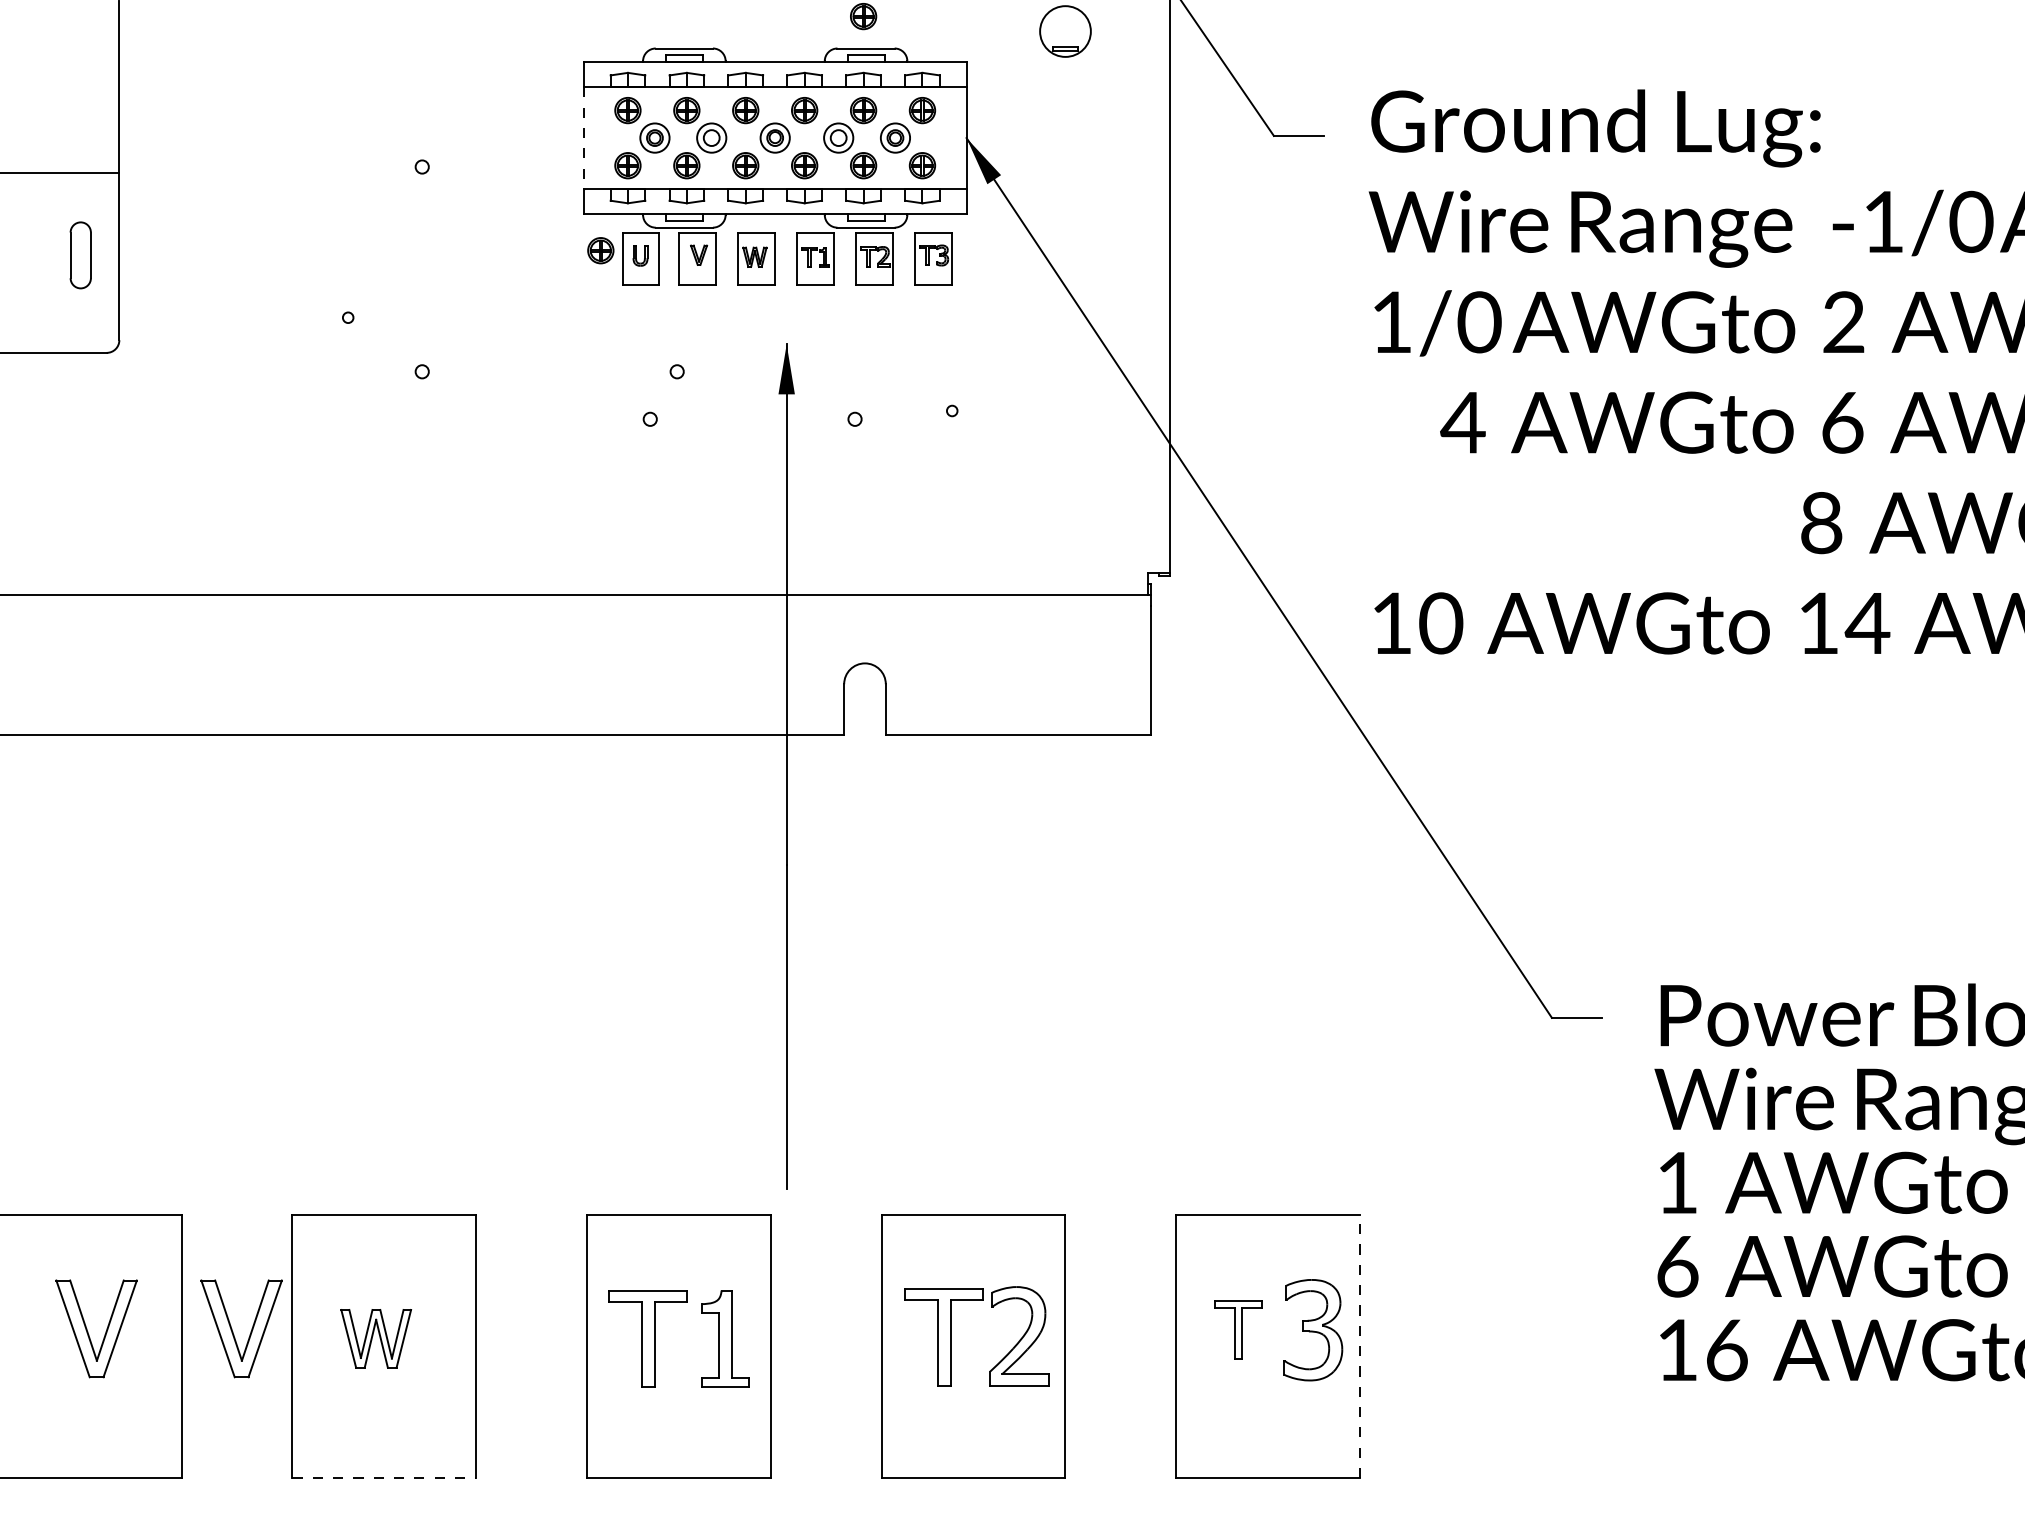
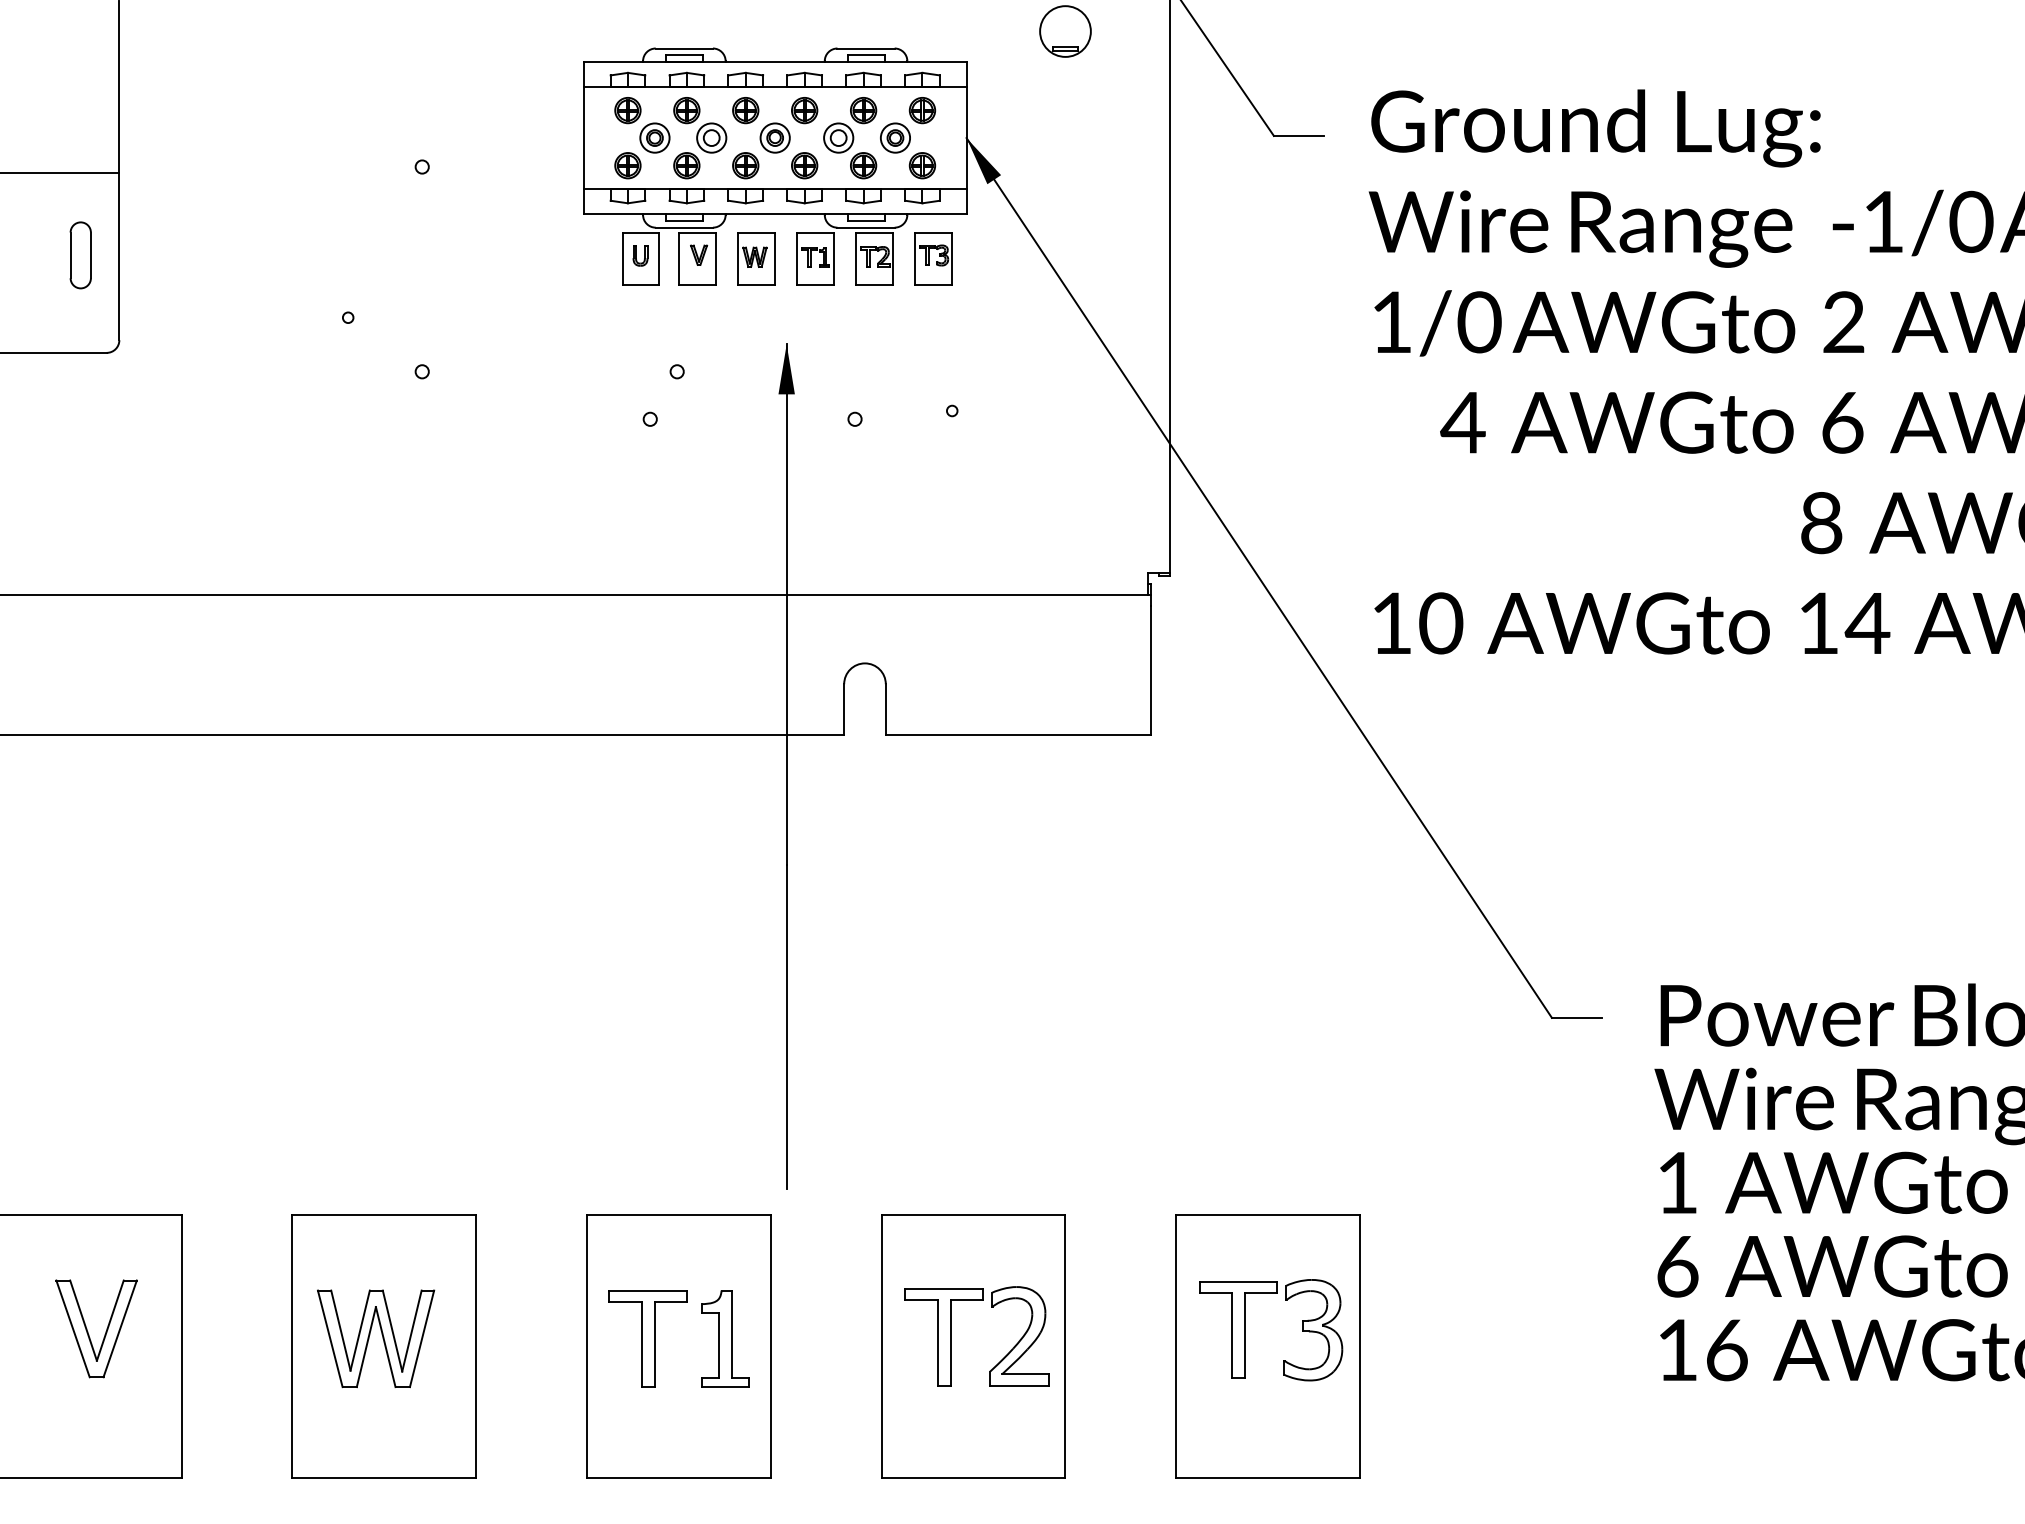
part: present -> none (863, 16)
line: dashed -> solid (583, 138)
part: present -> none (600, 250)
part size: 49x60 px -> 79x98 px (1238, 1329)
part: present -> none (233, 1331)
part size: 73x60 px -> 119x100 px (376, 1338)
line: dashed -> solid (1359, 1346)
line: dashed -> solid (384, 1478)
